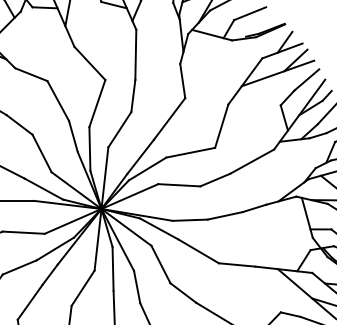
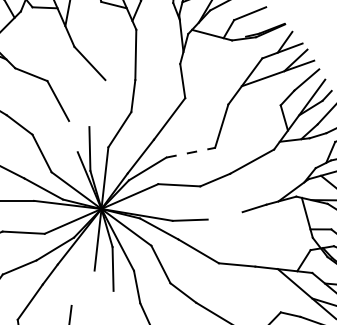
line: present -> none (97, 103)
line: present -> none (73, 136)
line: solid -> dashed (190, 152)
line: present -> none (224, 215)
line: present -> none (82, 287)
line: present -> none (113, 305)
